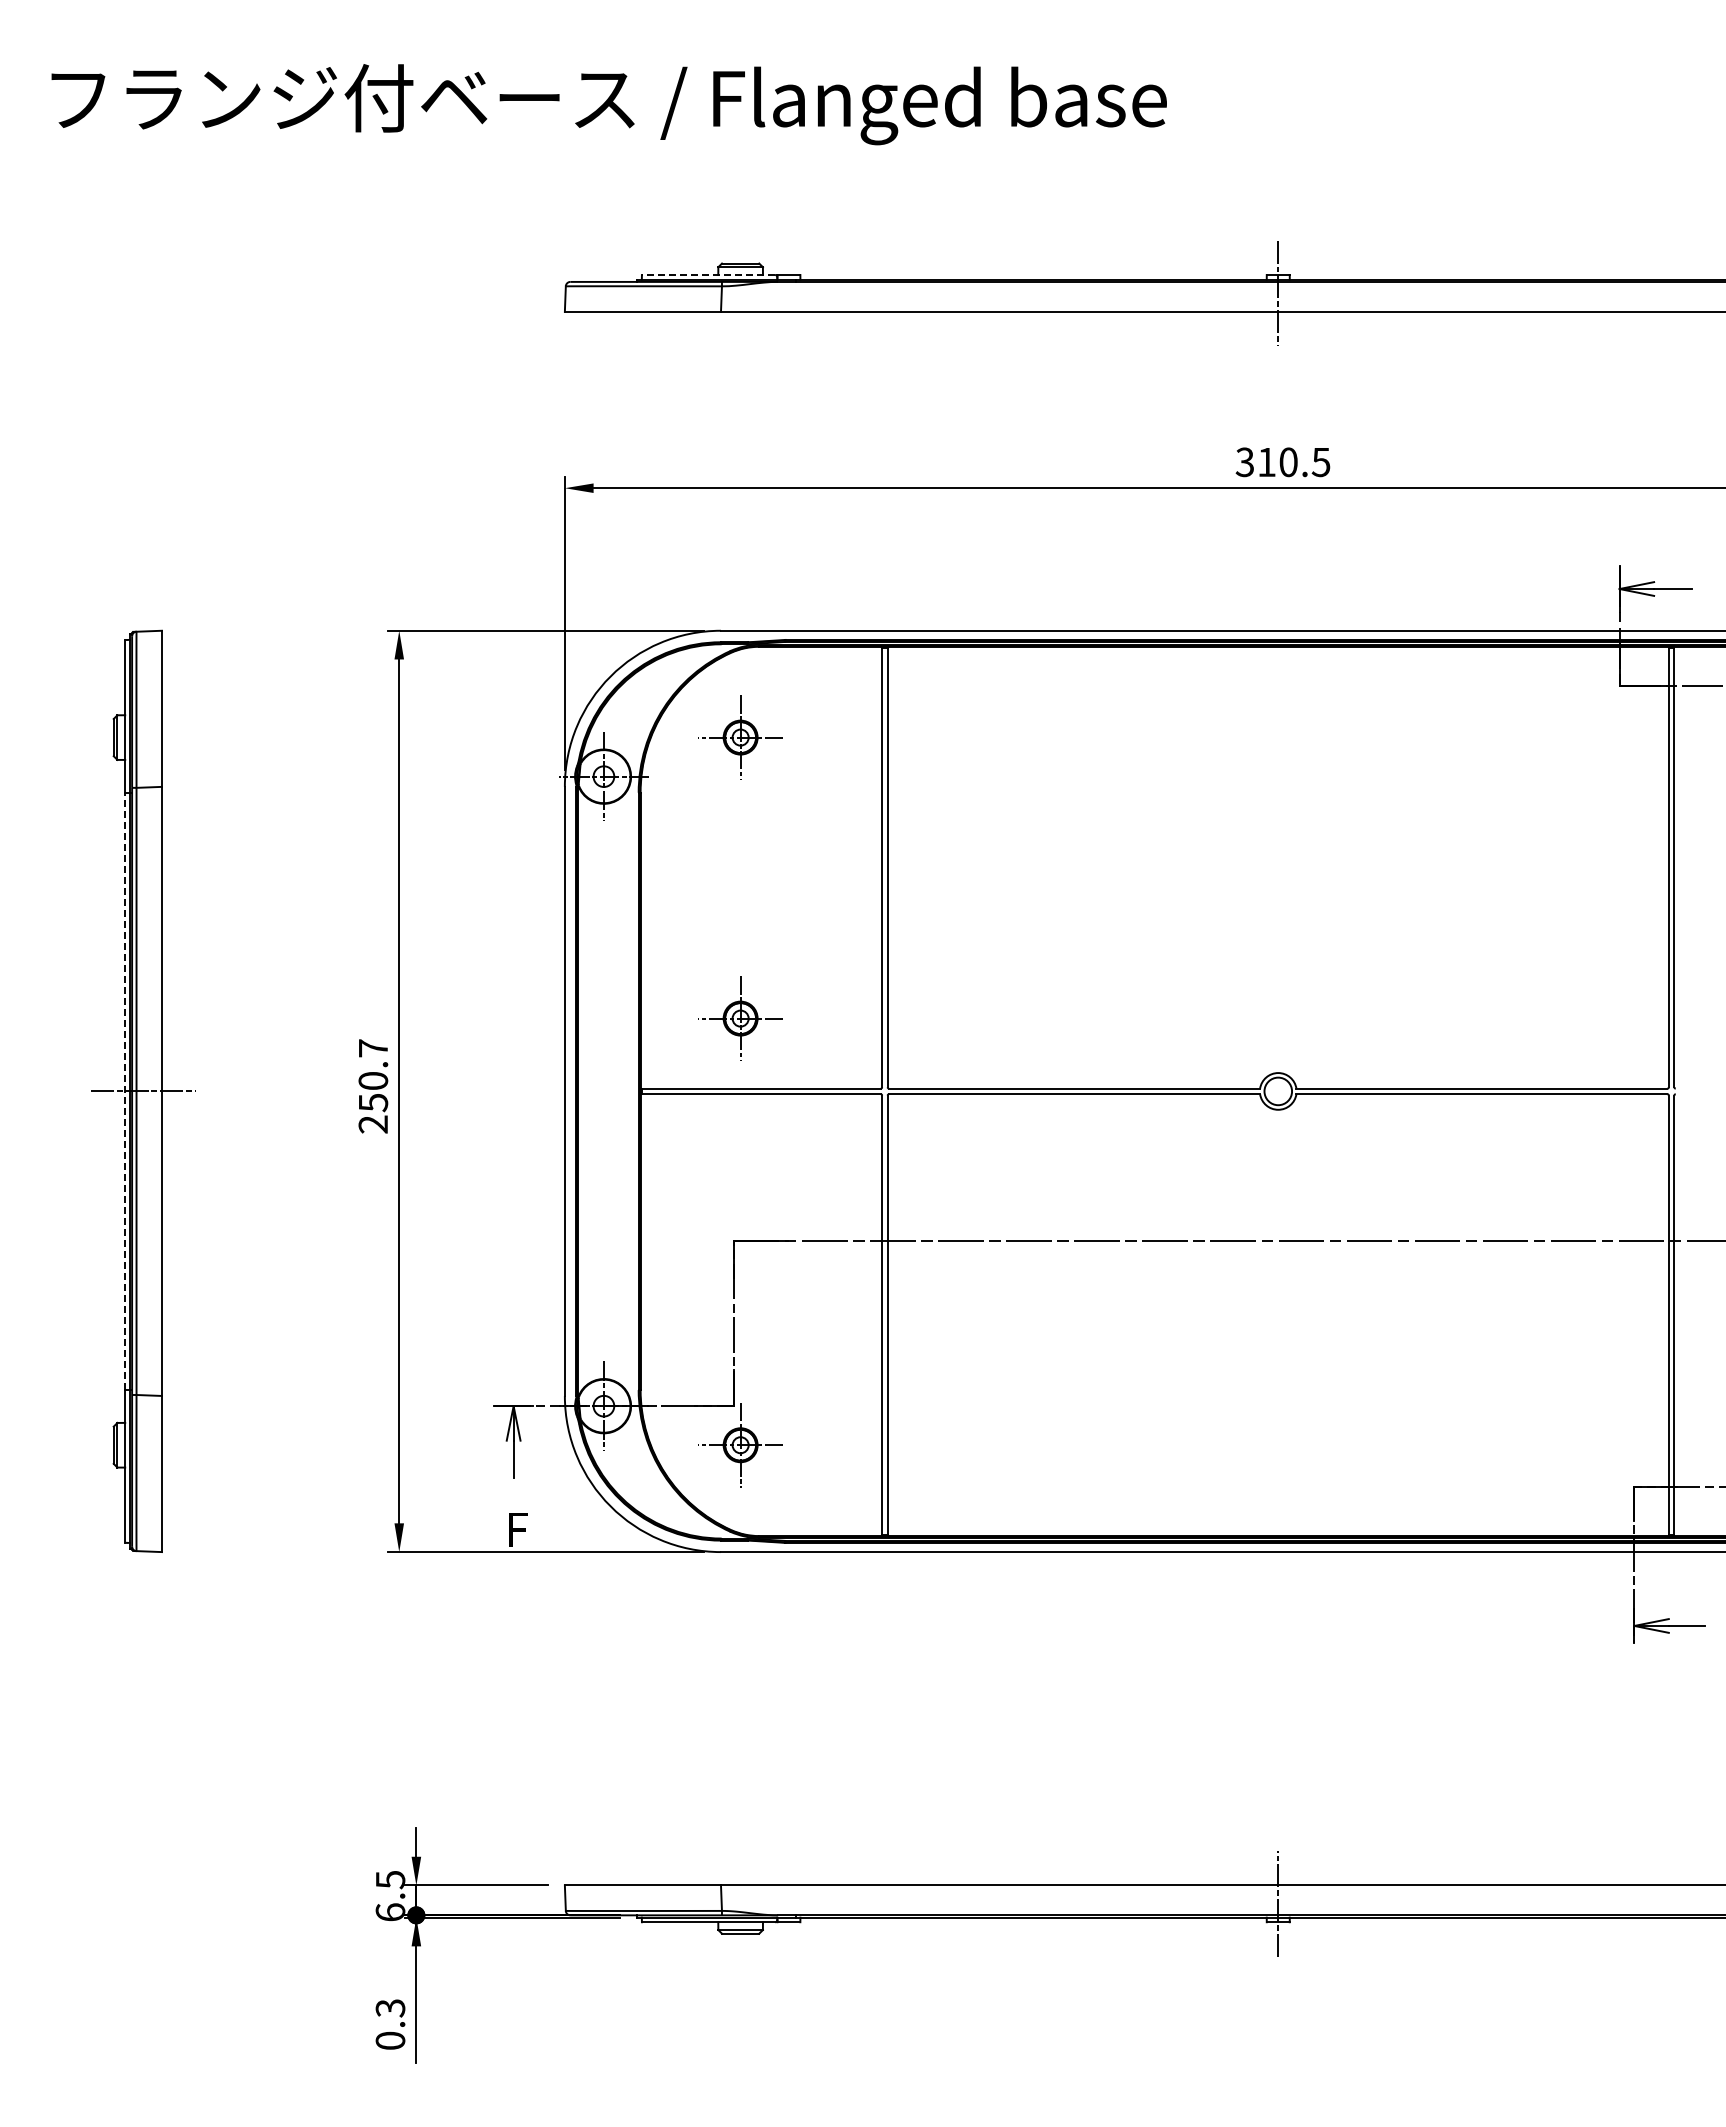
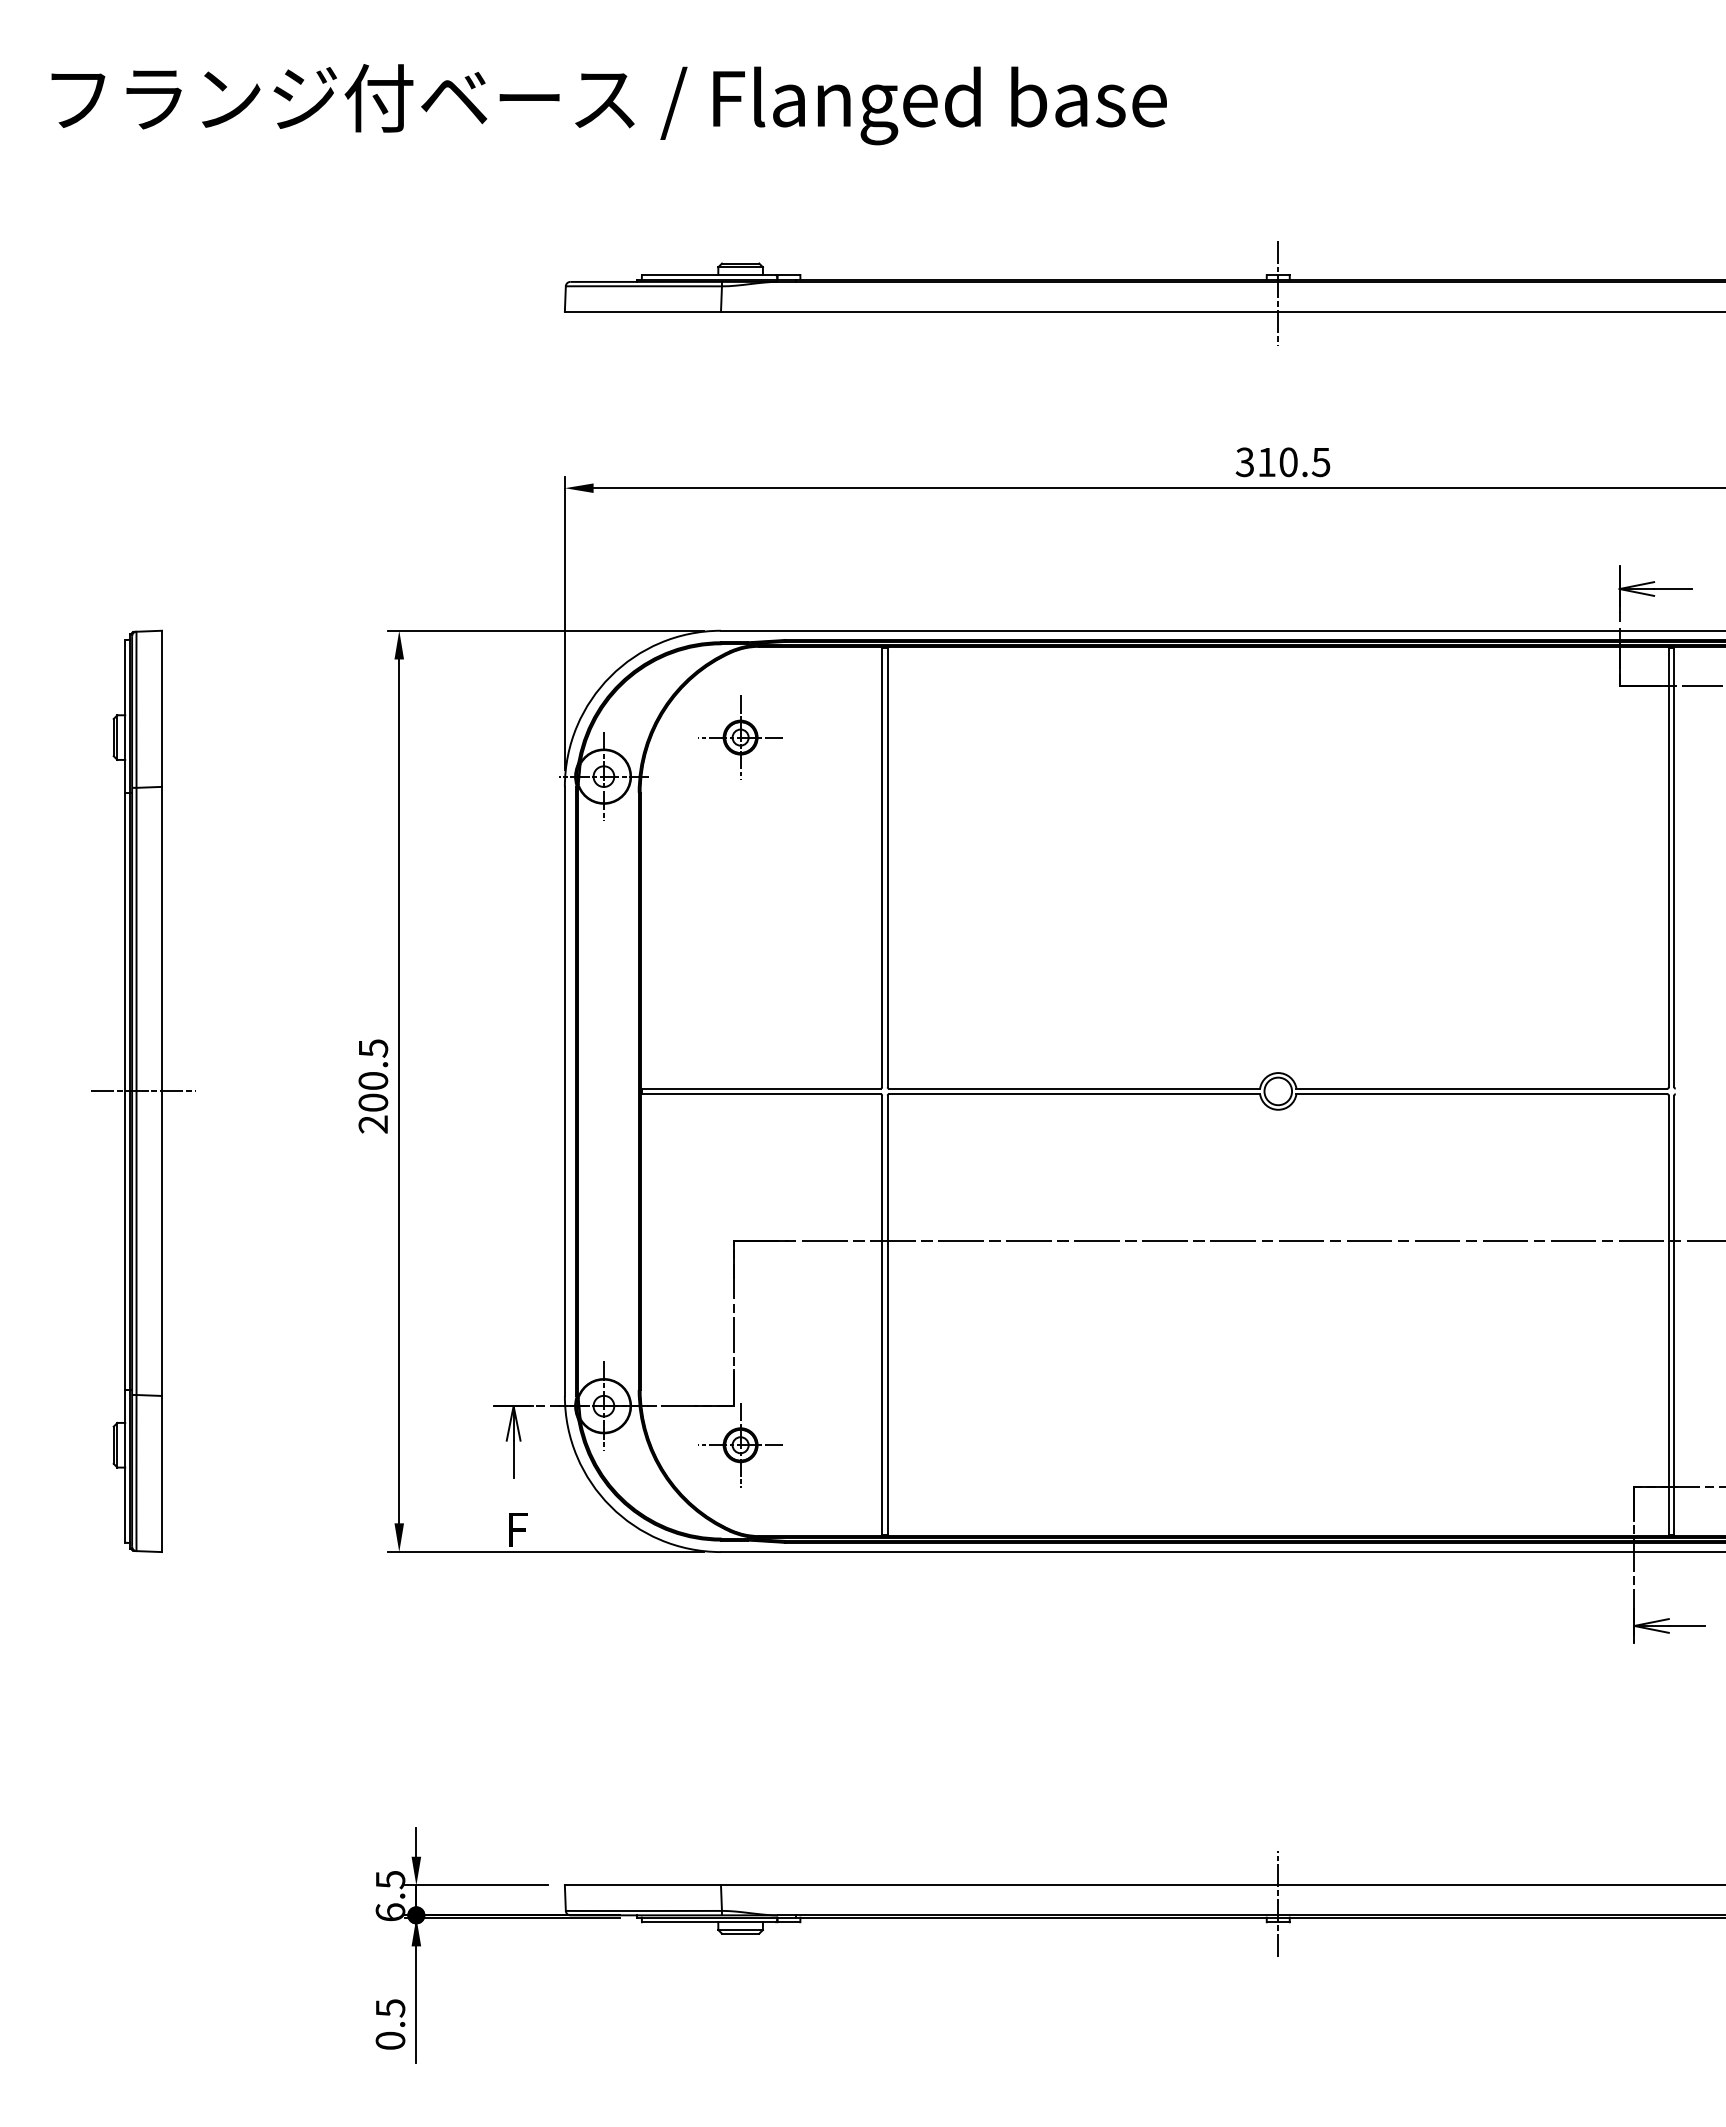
line: dashed -> solid (708, 275)
part: present -> none (740, 1018)
text: 250.7 -> 200.5 (373, 1075)
line: dashed -> solid (125, 1091)
text: 0.3 -> 0.5 (389, 2007)
